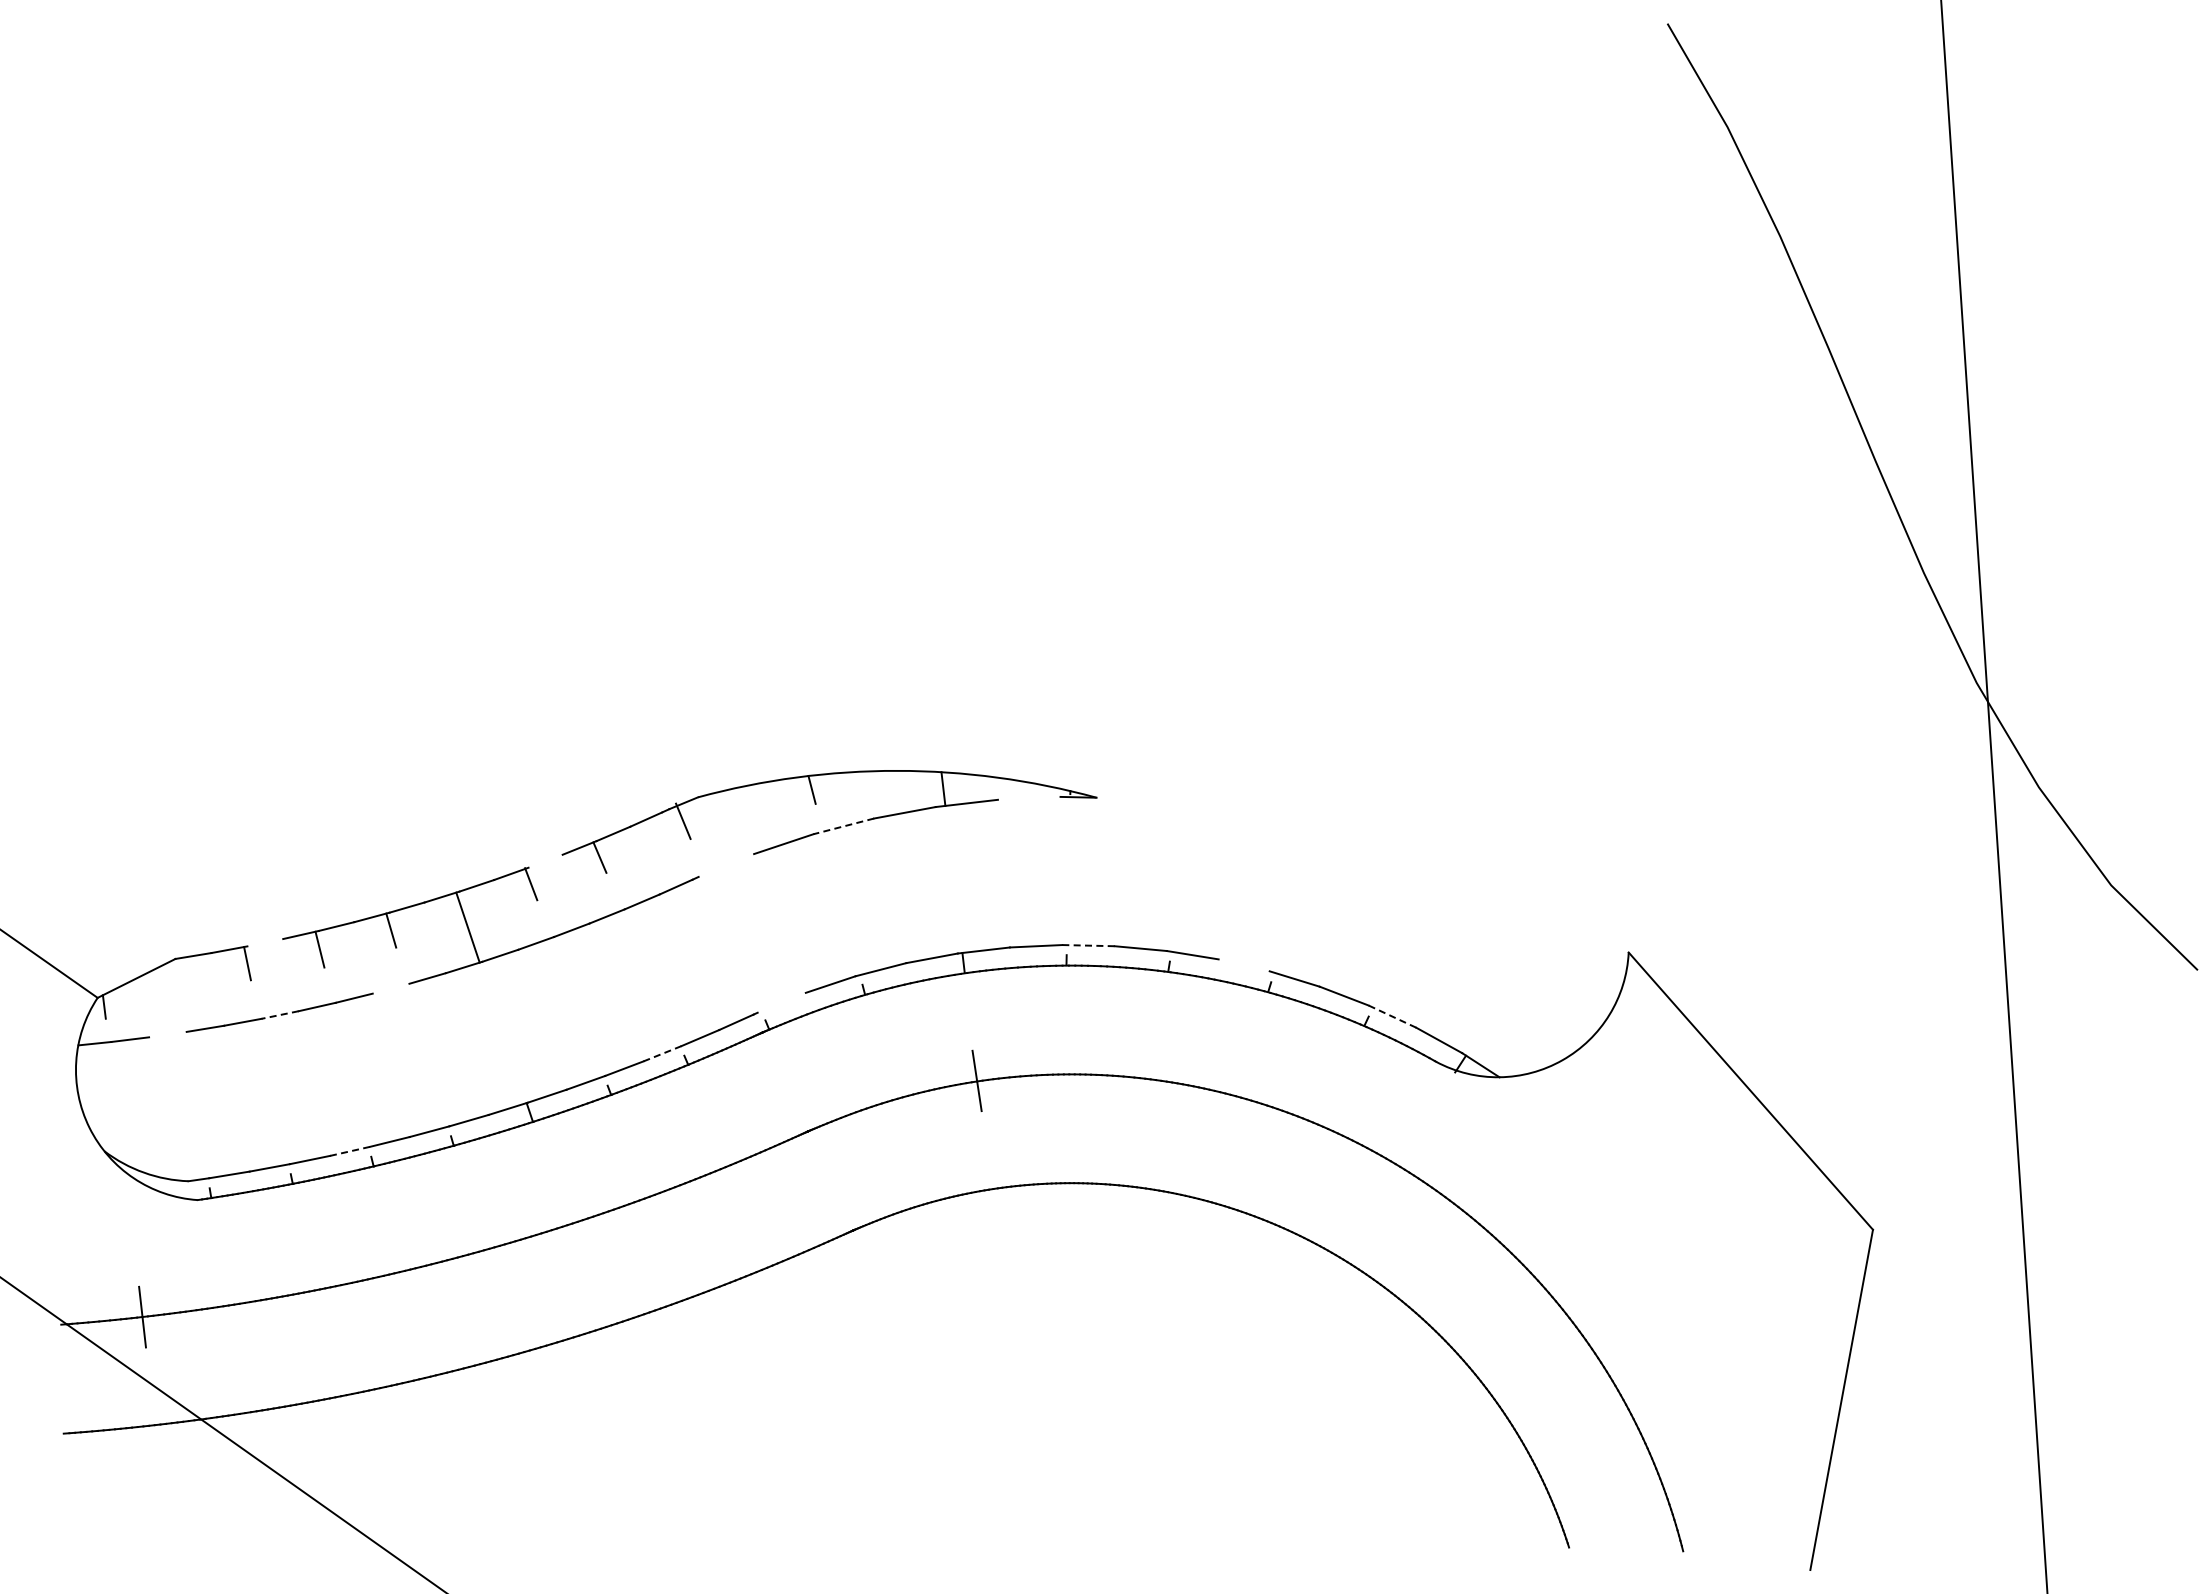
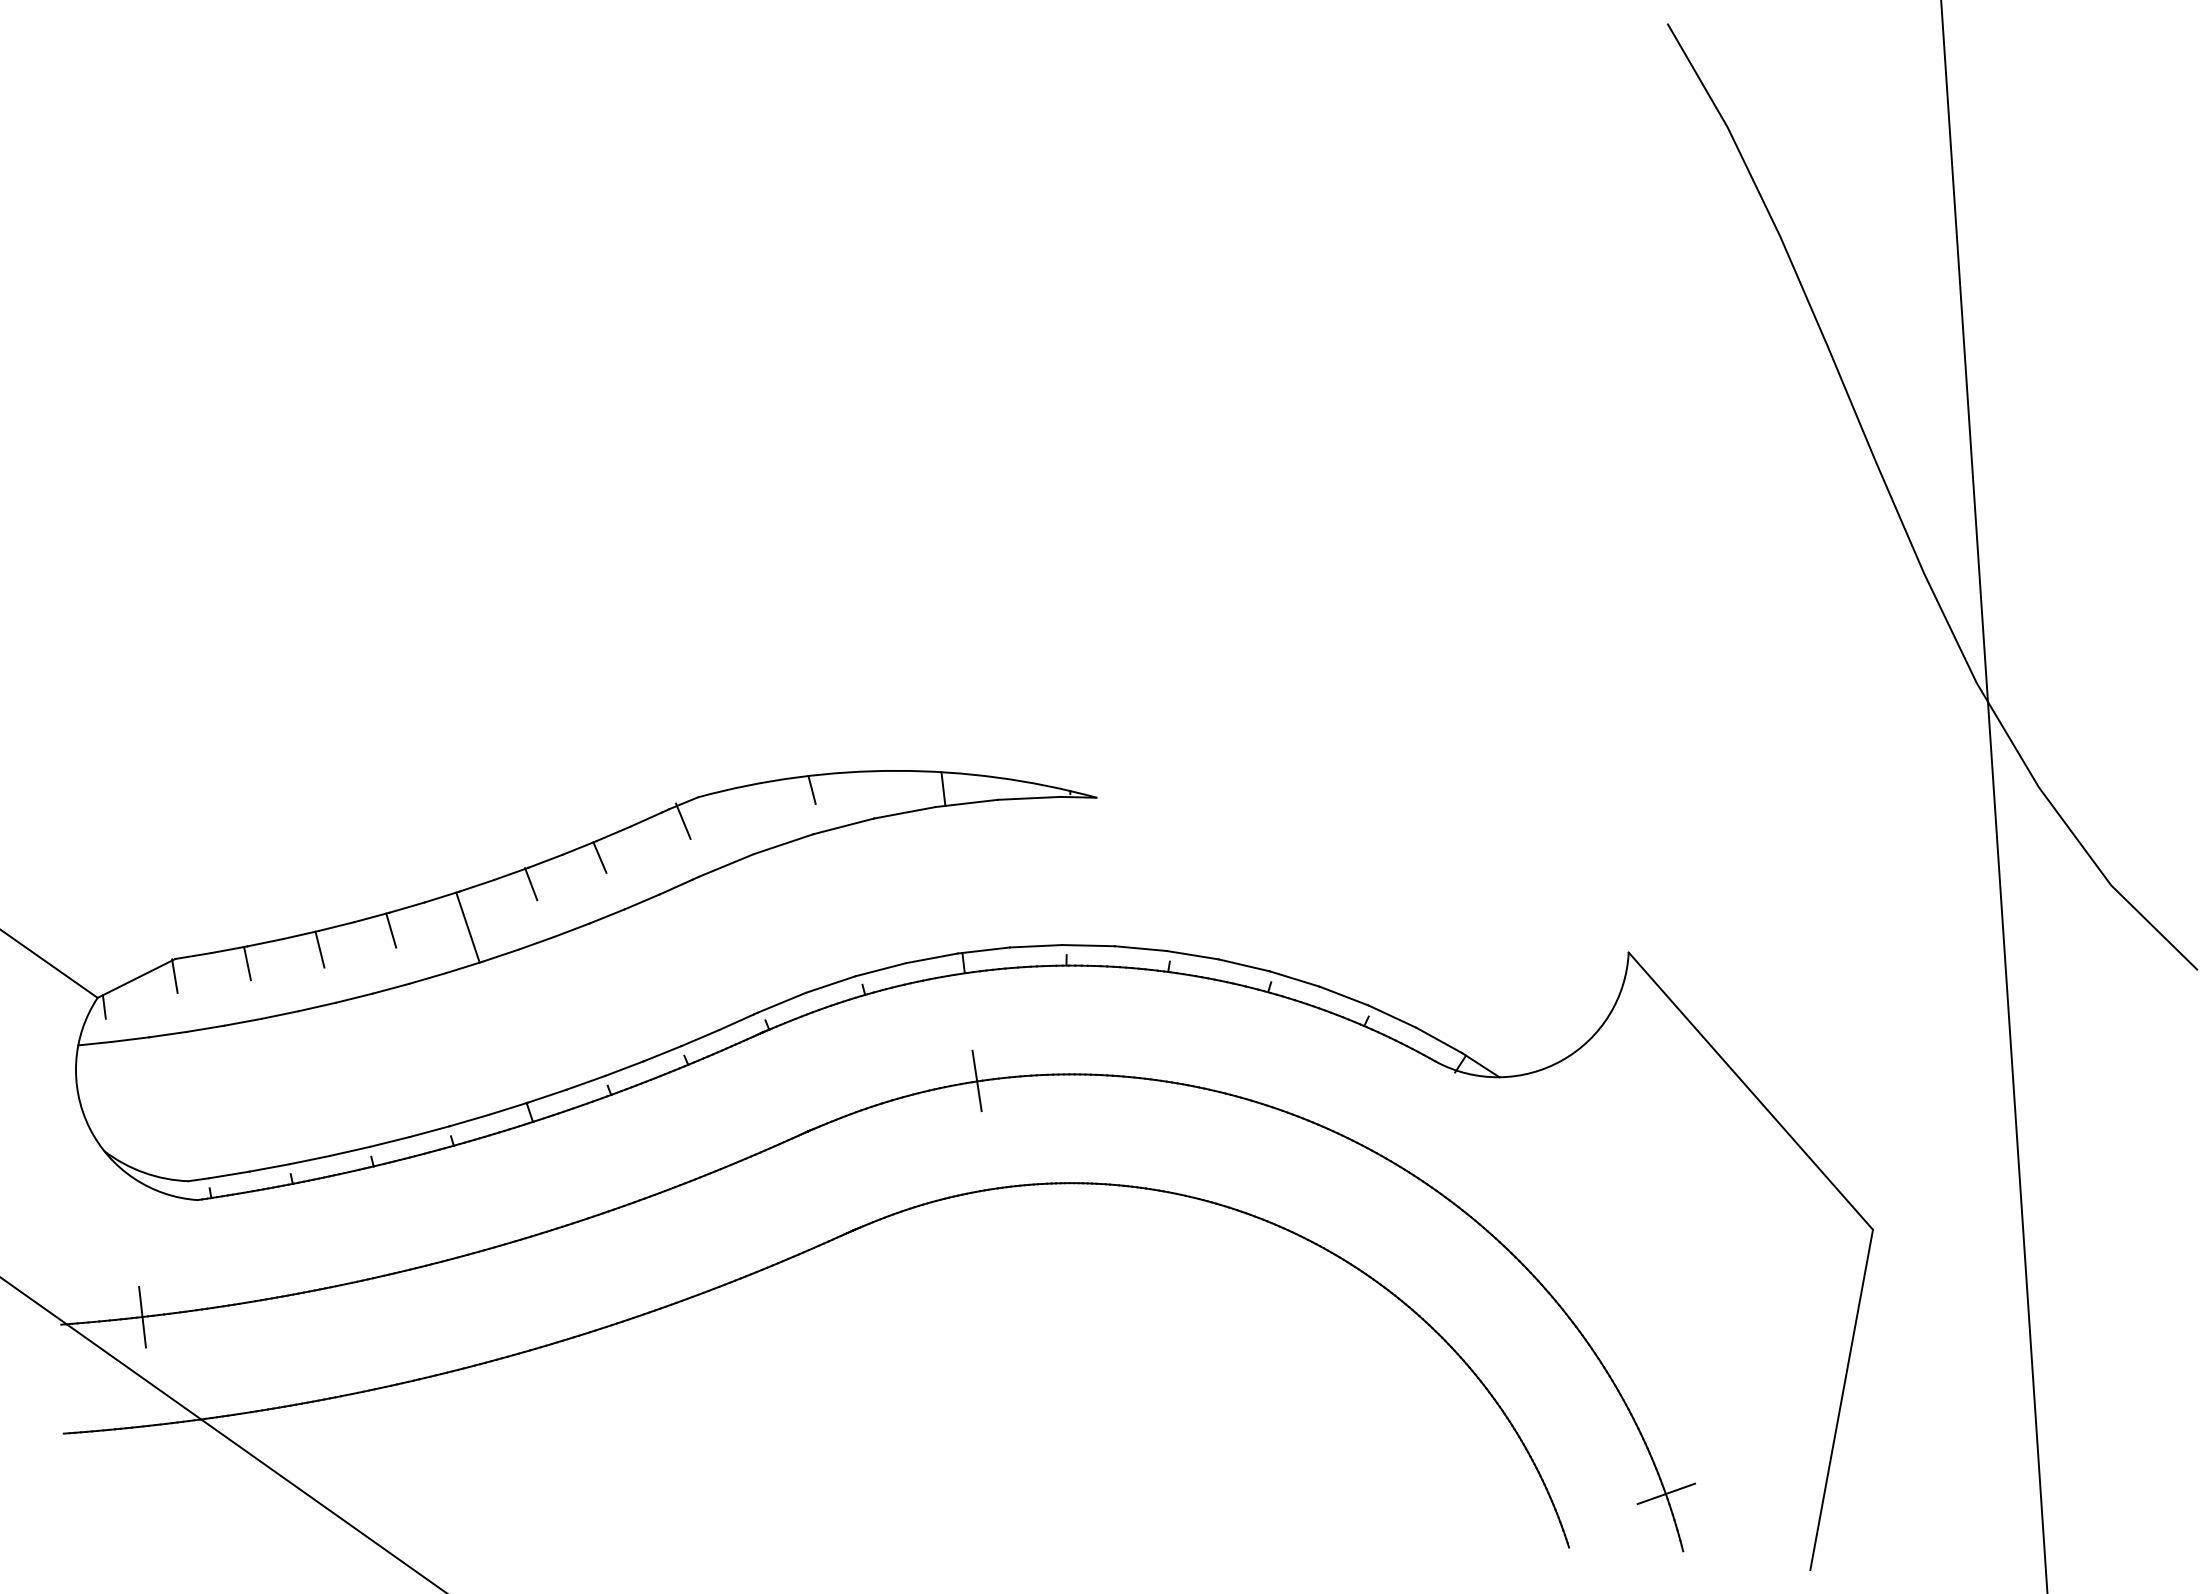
line: none -> present (1028, 797)
line: dashed -> solid (843, 826)
line: none -> present (545, 860)
line: none -> present (726, 865)
line: none -> present (265, 942)
line: dashed -> solid (1088, 945)
line: none -> present (1243, 965)
line: none -> present (174, 975)
line: none -> present (390, 988)
line: none -> present (781, 1002)
line: dashed -> solid (279, 1015)
line: dashed -> solid (1392, 1016)
line: none -> present (167, 1034)
line: dashed -> solid (662, 1053)
line: dashed -> solid (349, 1151)
line: none -> present (1666, 1493)
